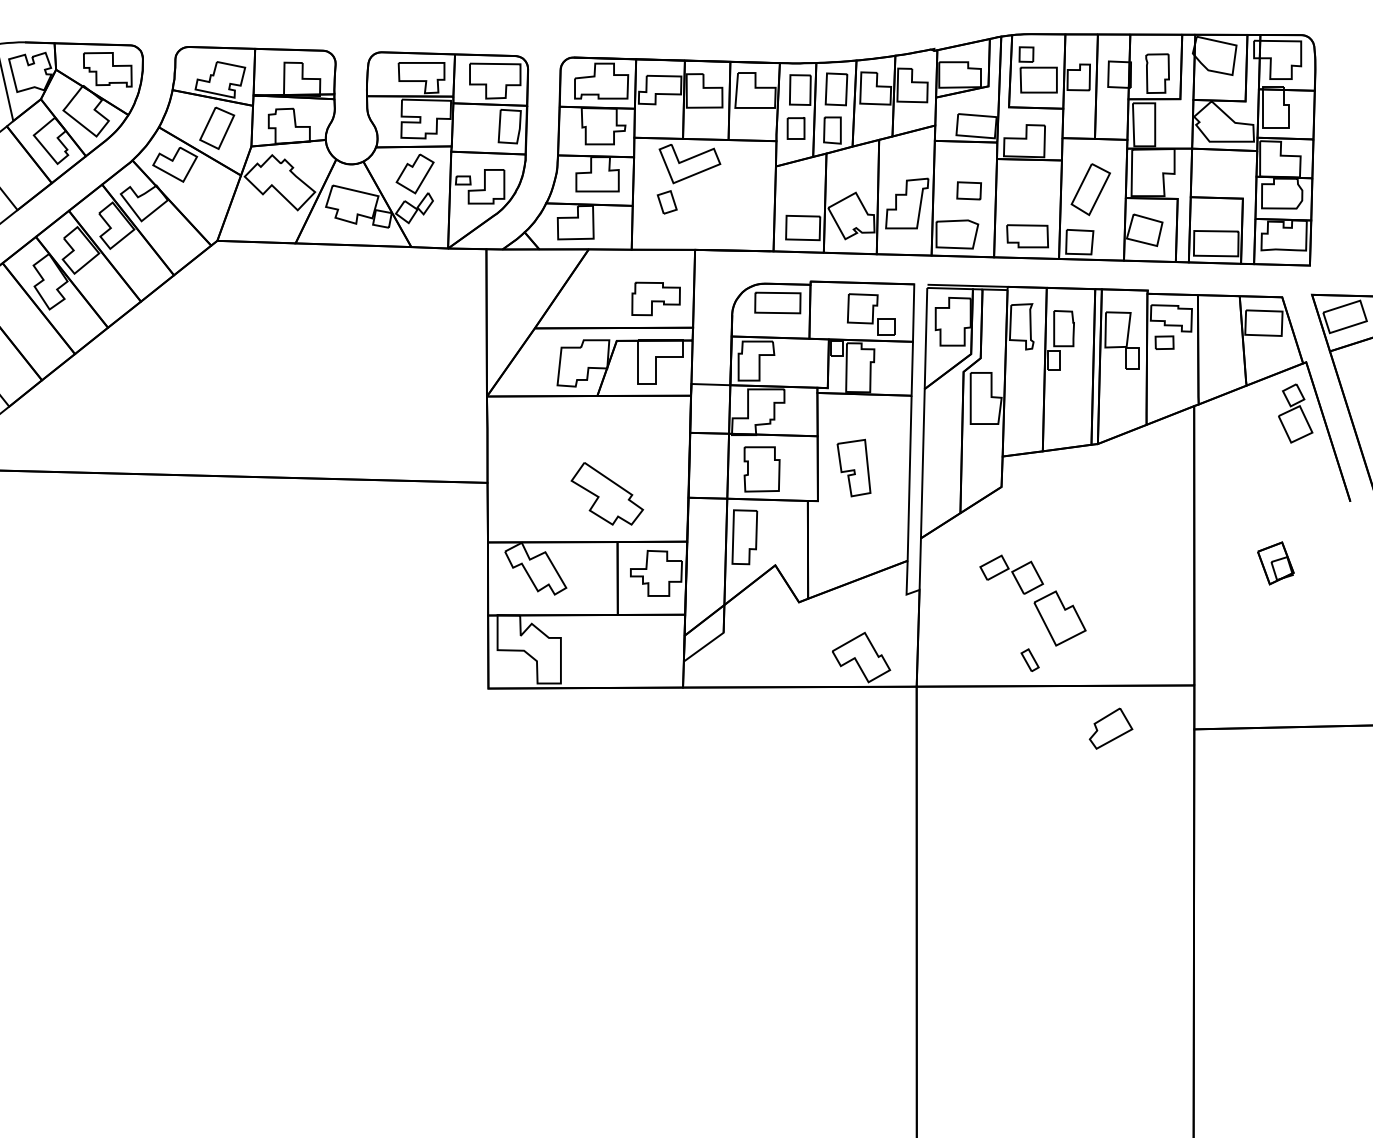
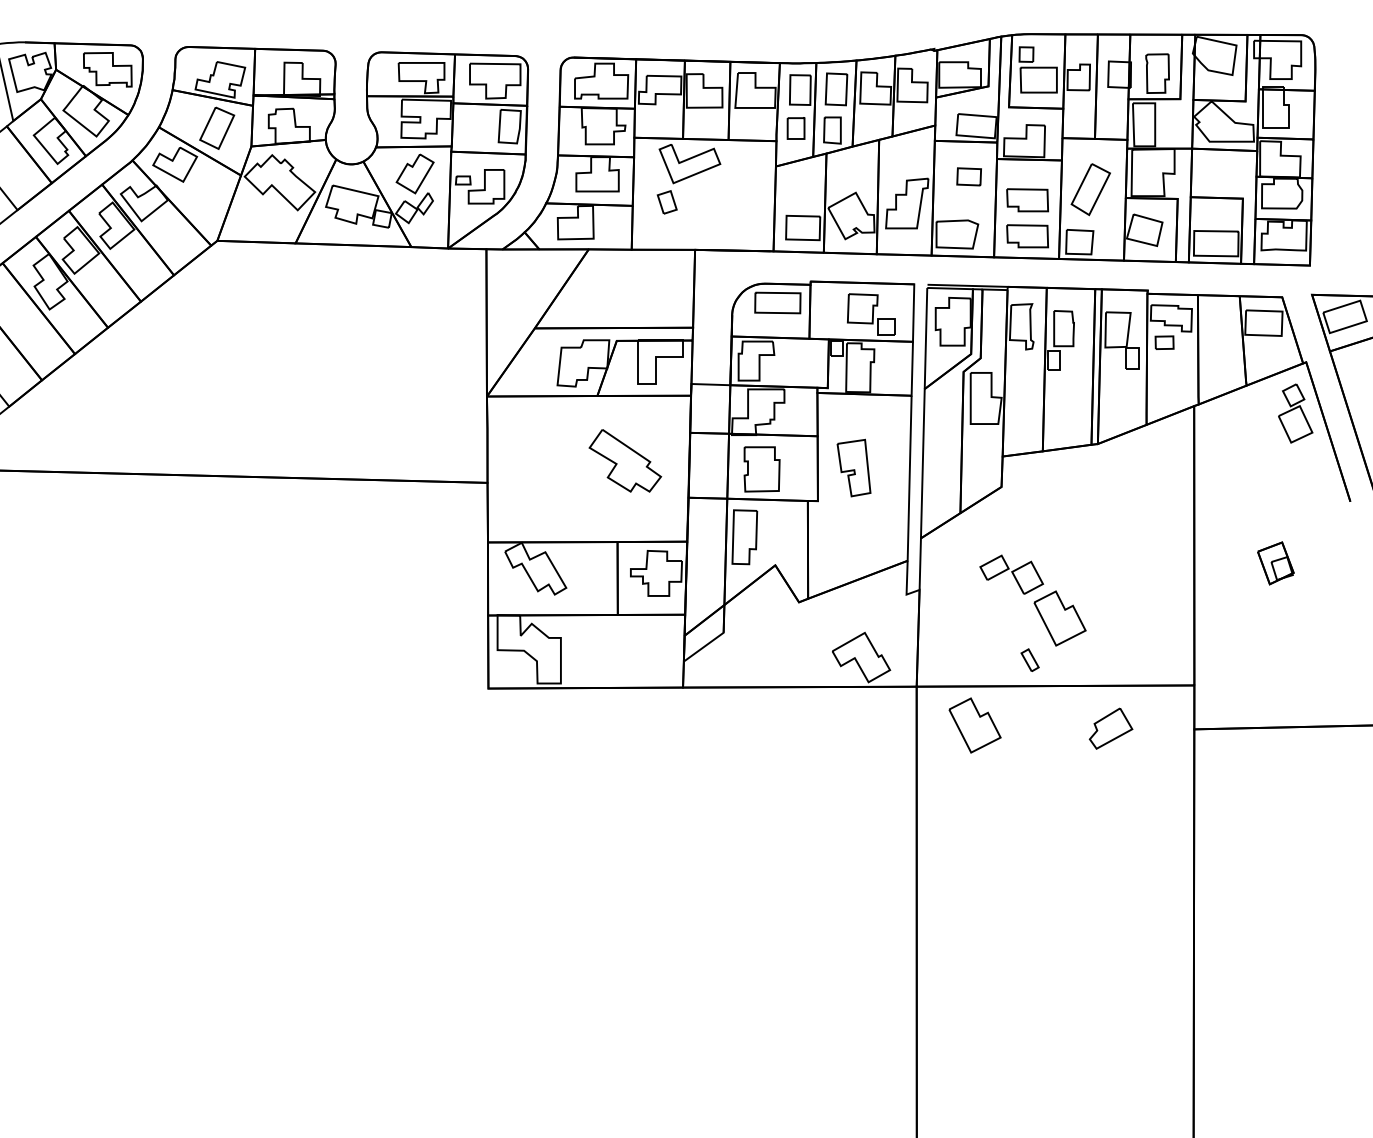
part position: (968, 190) -> (968, 176) (968, 176)
part: none -> present (1027, 200)
part: present -> none (655, 298)
part position: (607, 493) -> (625, 460) (625, 460)
part: none -> present (974, 725)
